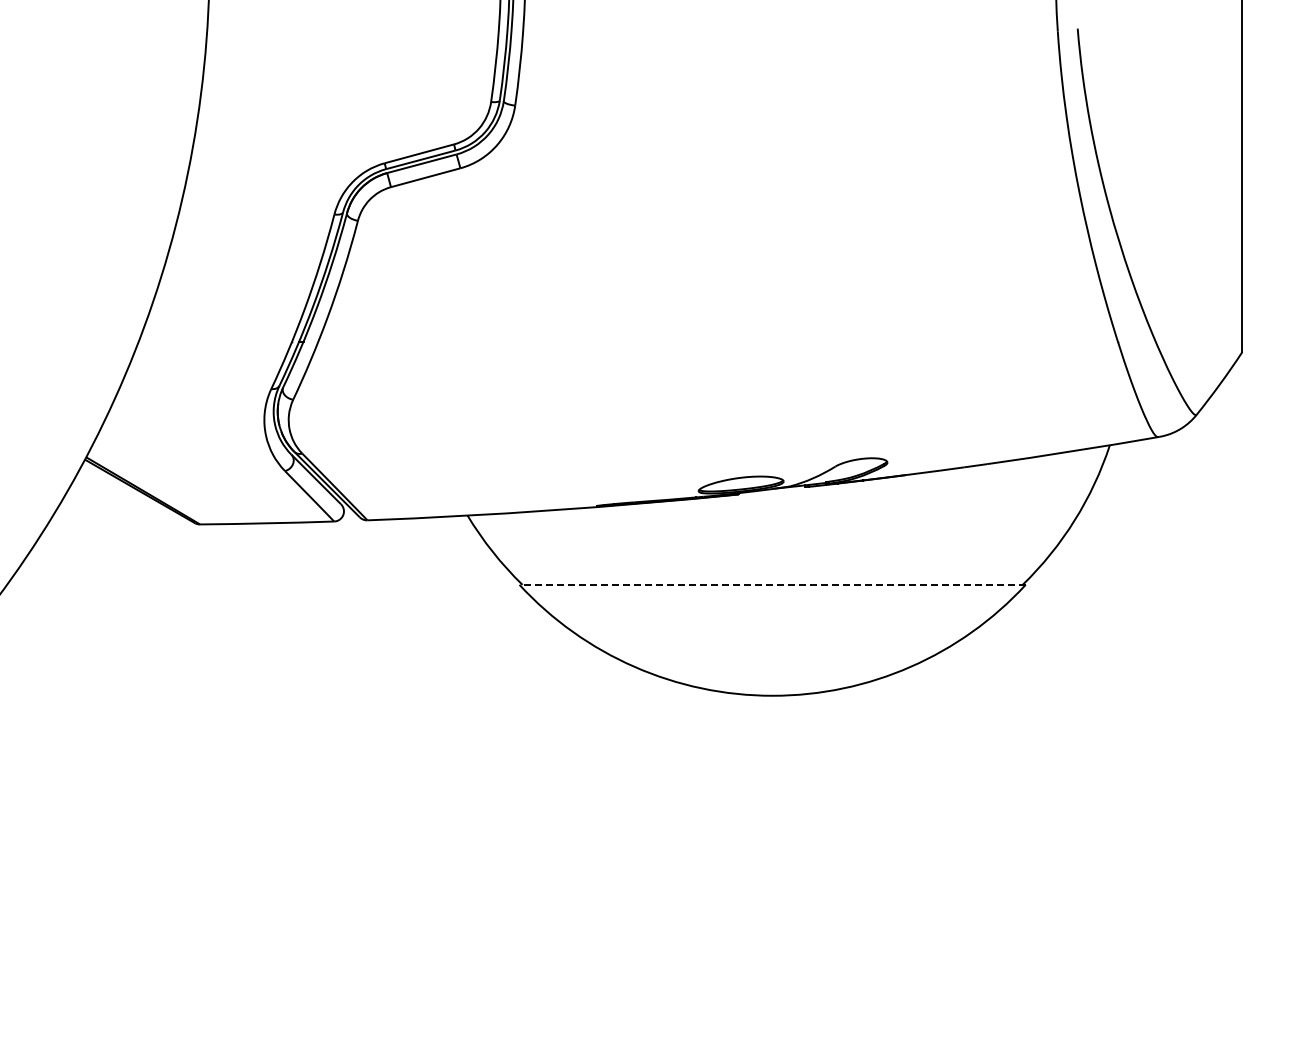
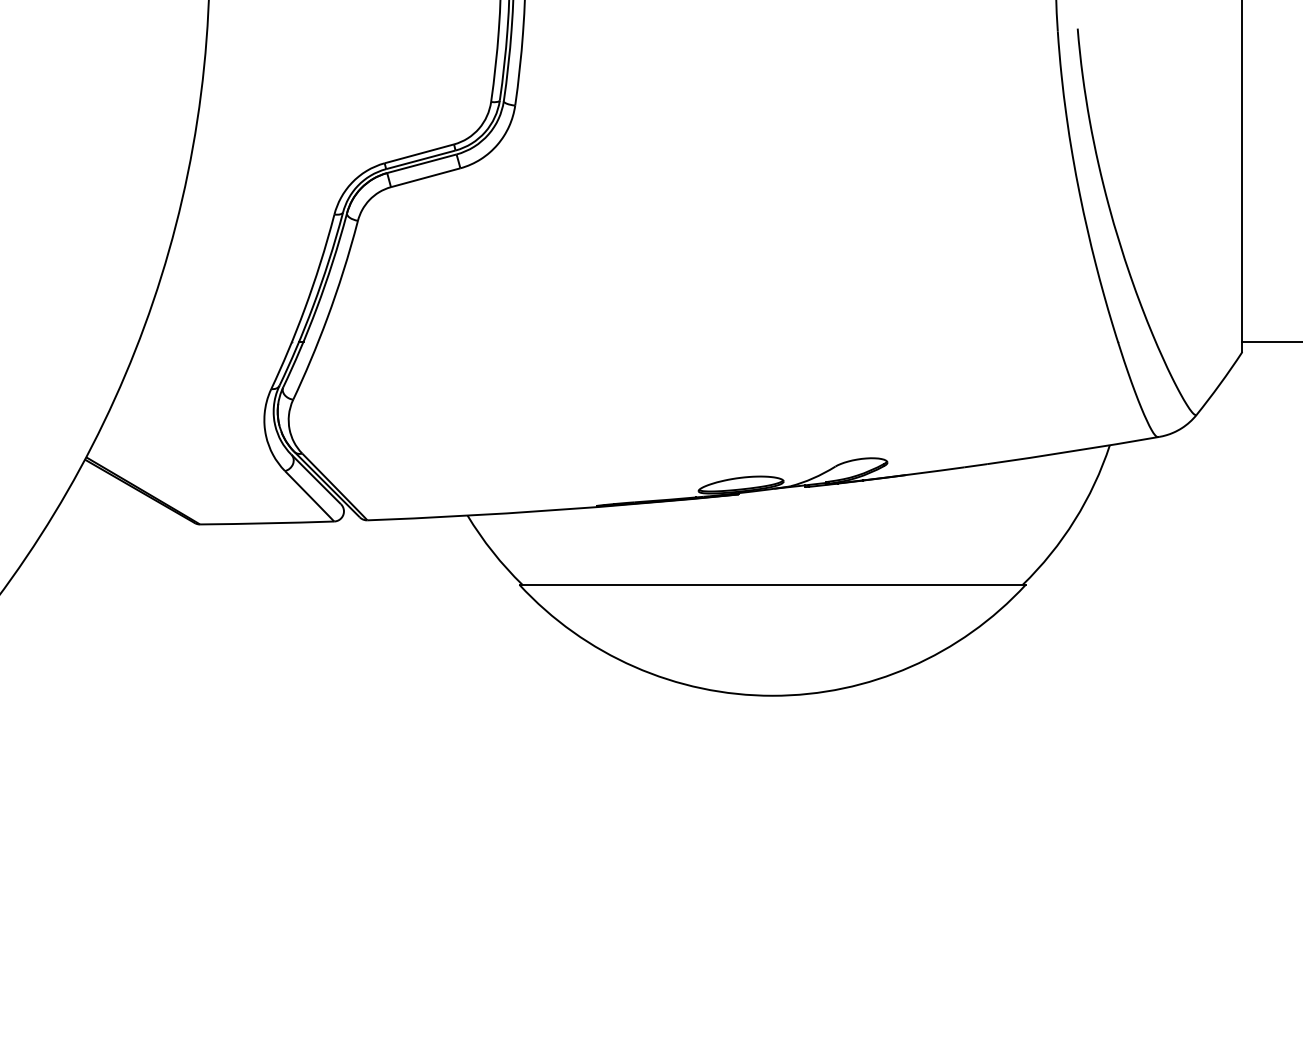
line: none -> present (1270, 341)
line: dashed -> solid (772, 584)
